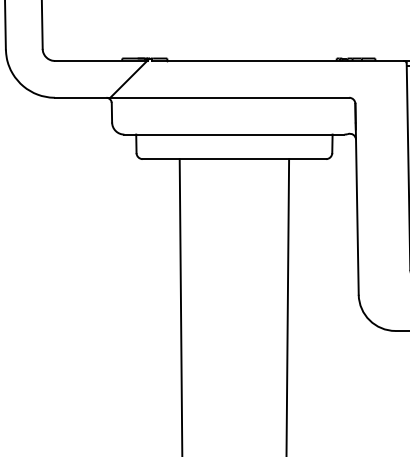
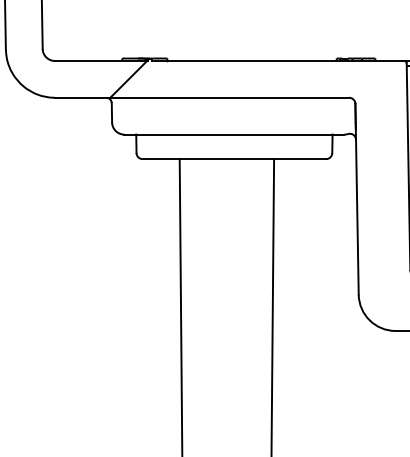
line position: (287, 306) -> (272, 306) (272, 306)
